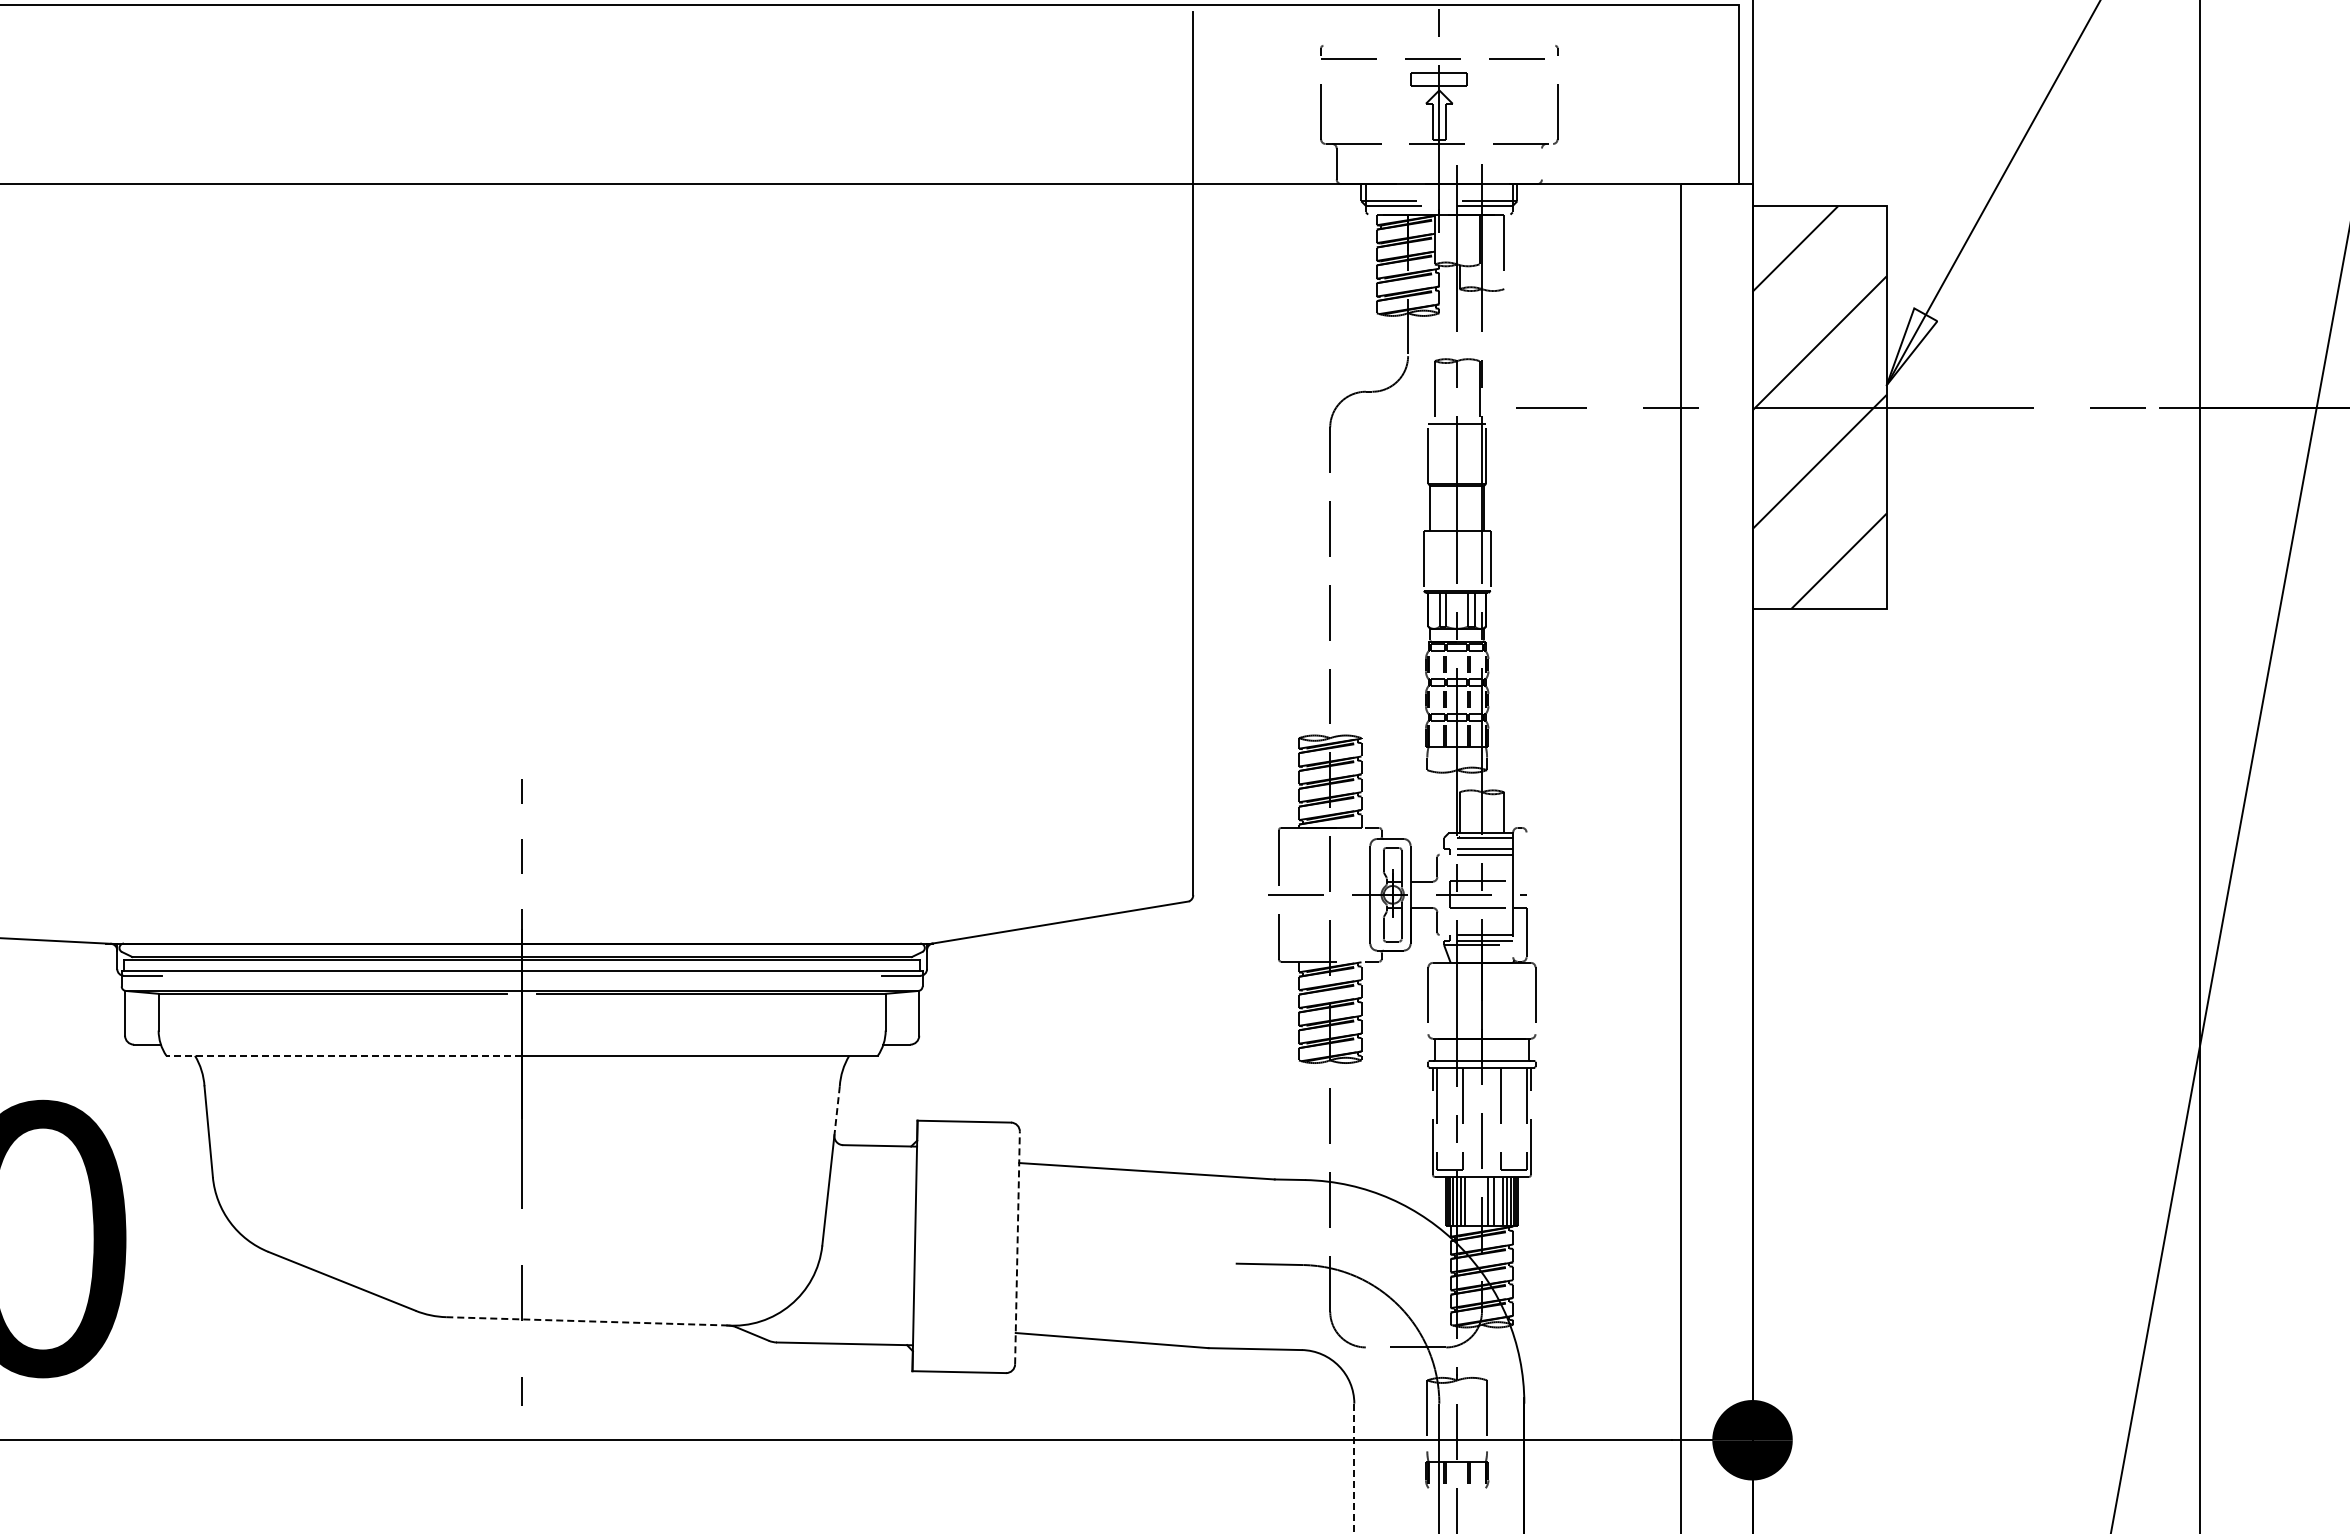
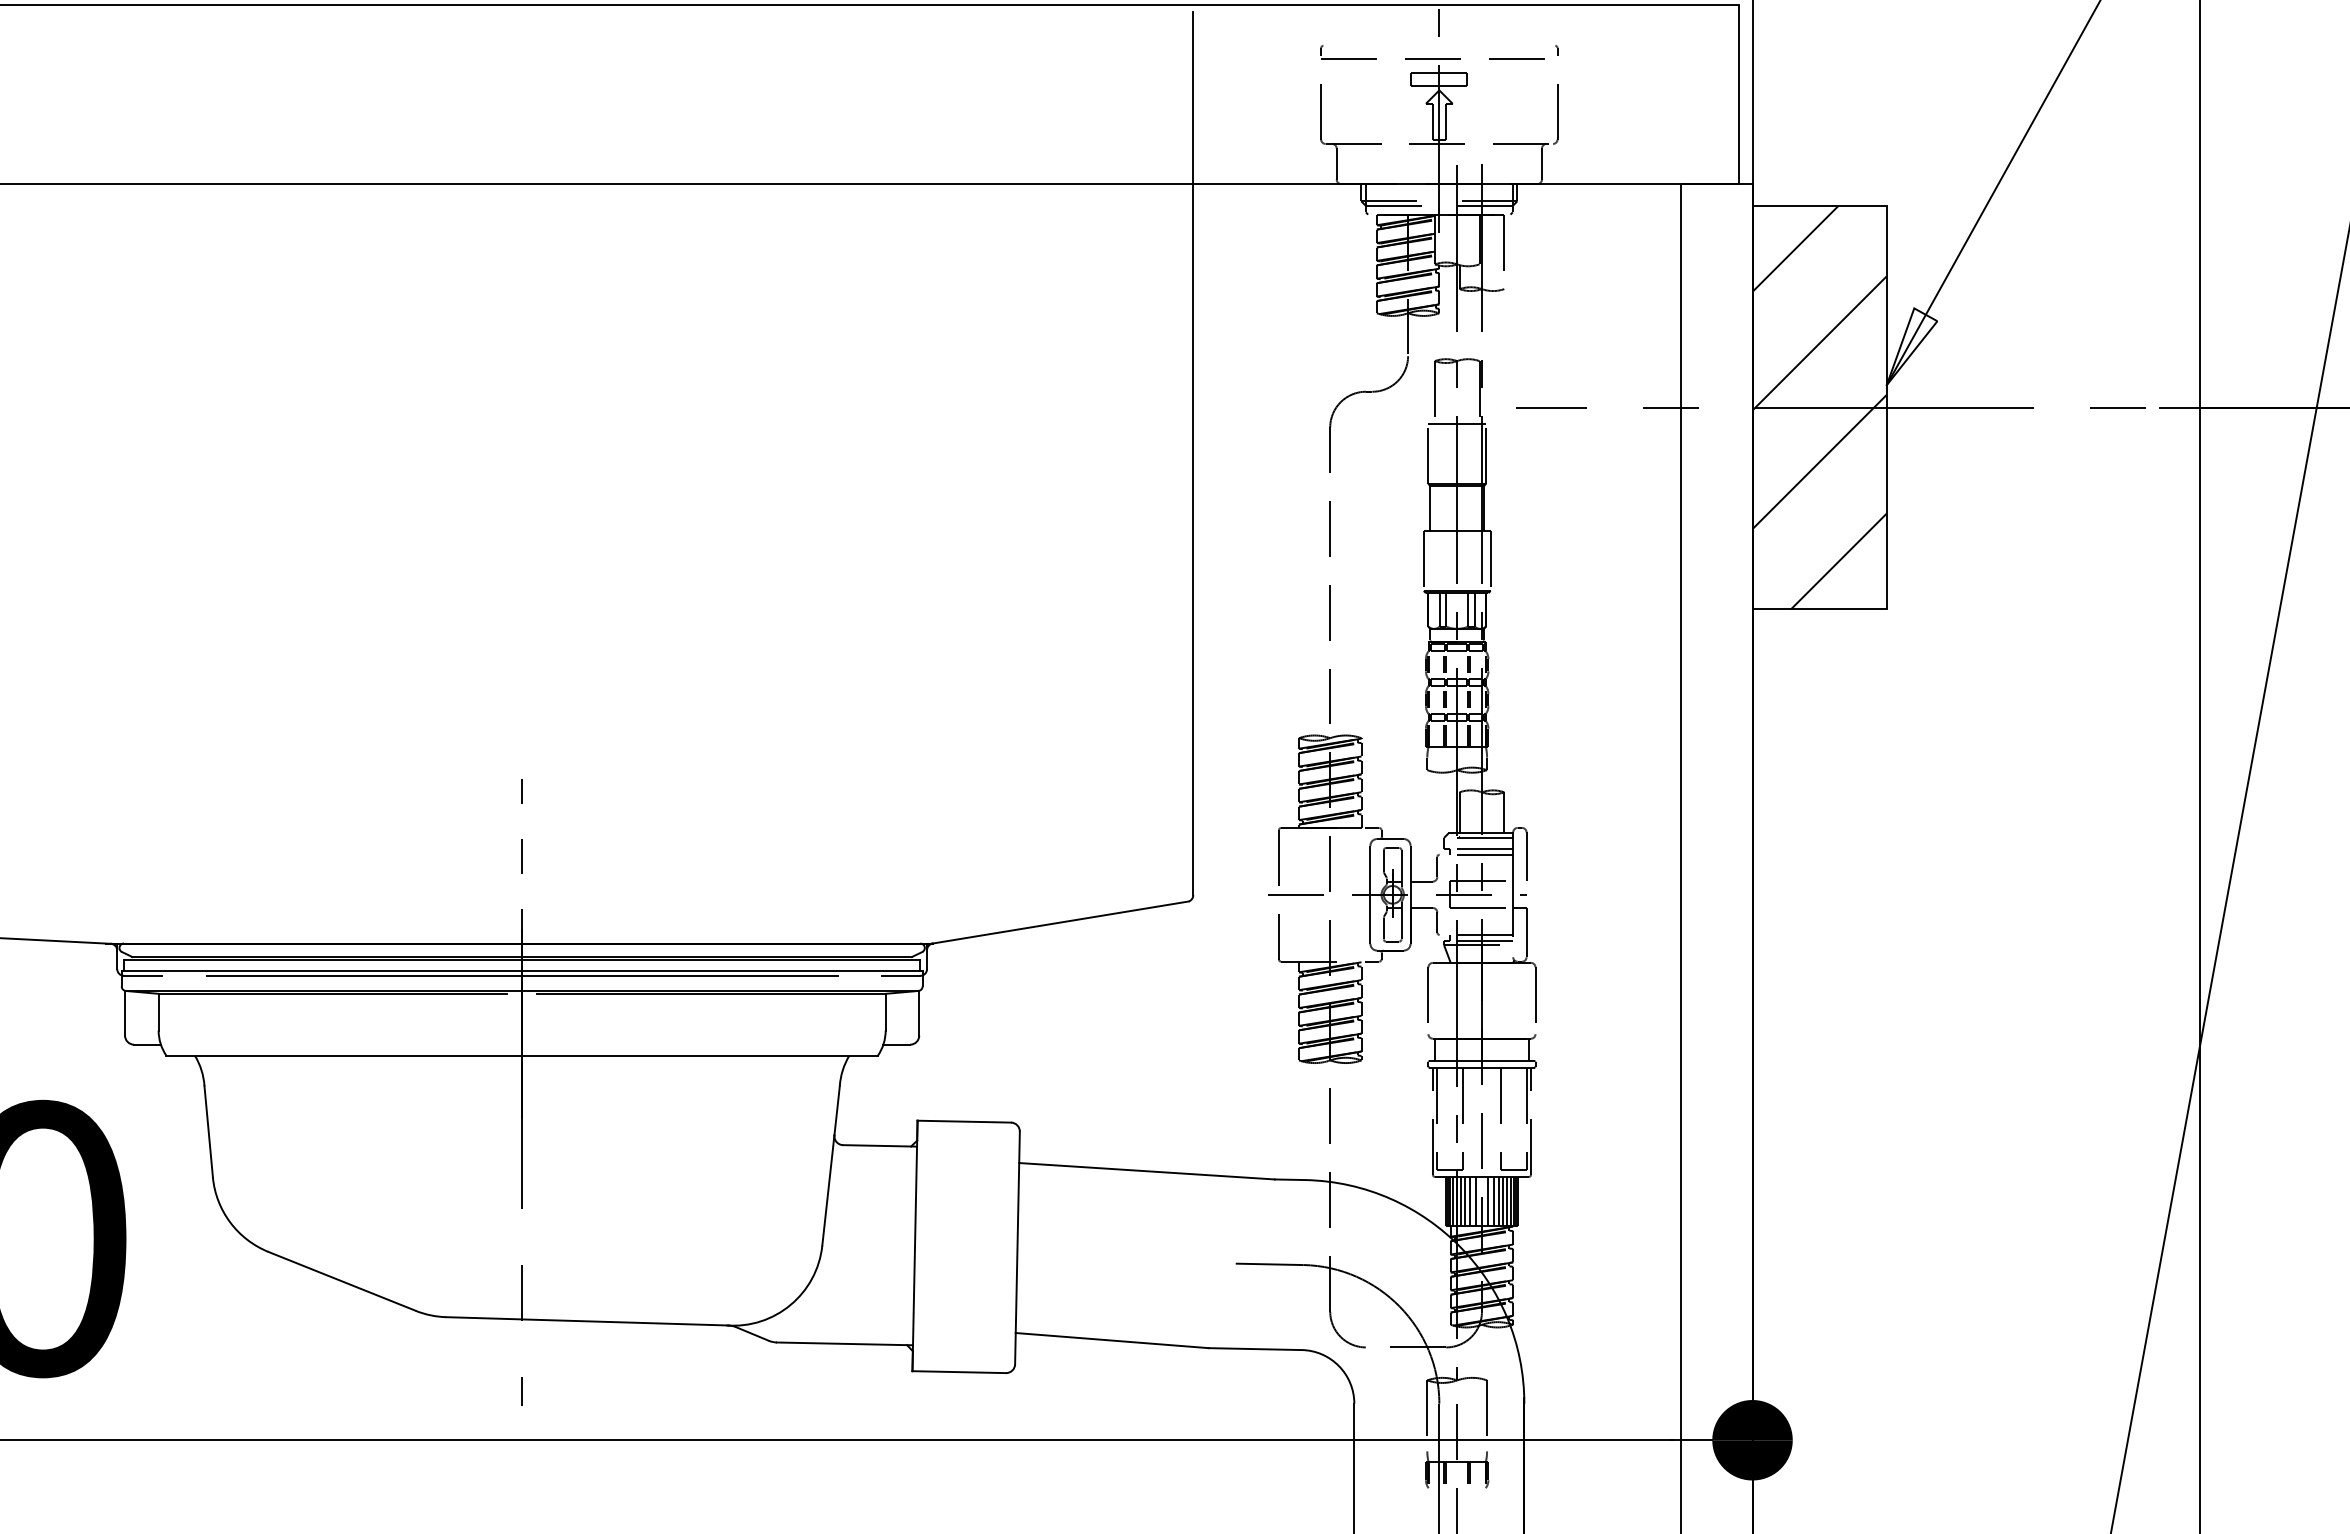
line: none -> present (1541, 163)
line: none -> present (1526, 856)
line: none -> present (521, 975)
line: dashed -> solid (344, 1055)
line: dashed -> solid (837, 1110)
line: none -> present (1470, 1201)
line: none -> present (1475, 1201)
line: none -> present (1498, 1201)
line: dashed -> solid (1017, 1247)
line: dashed -> solid (587, 1321)
line: dashed -> solid (1354, 1468)
